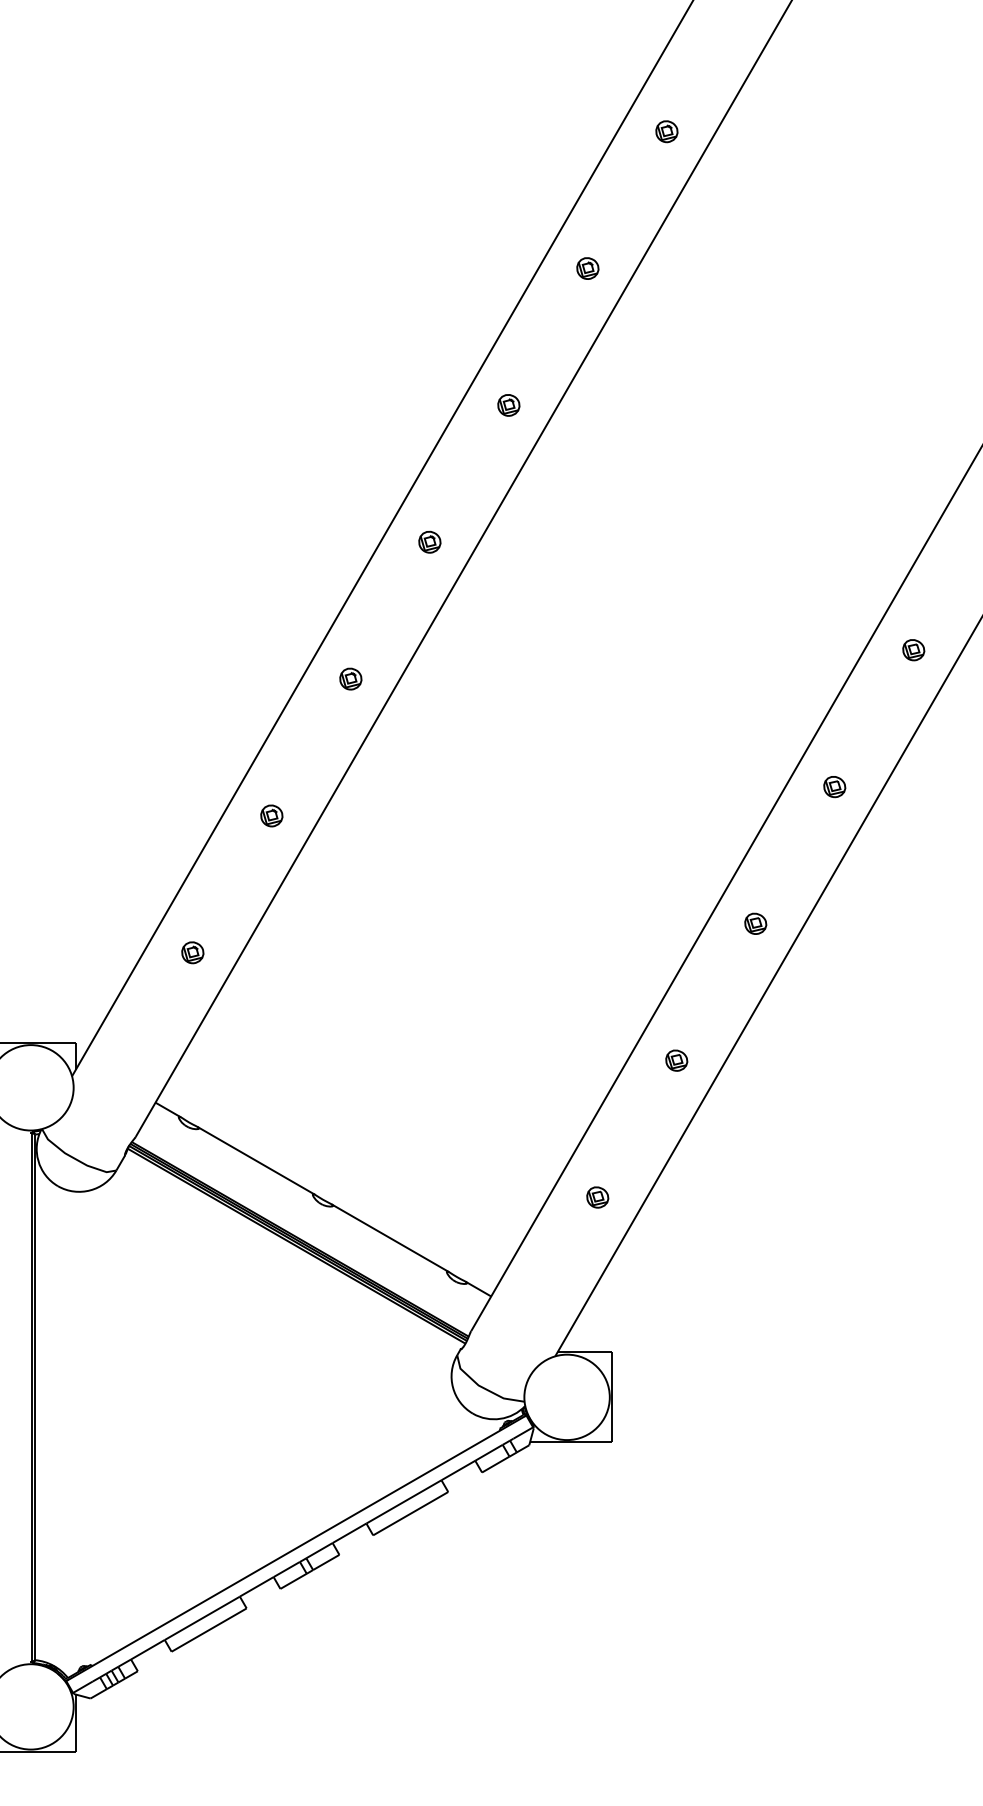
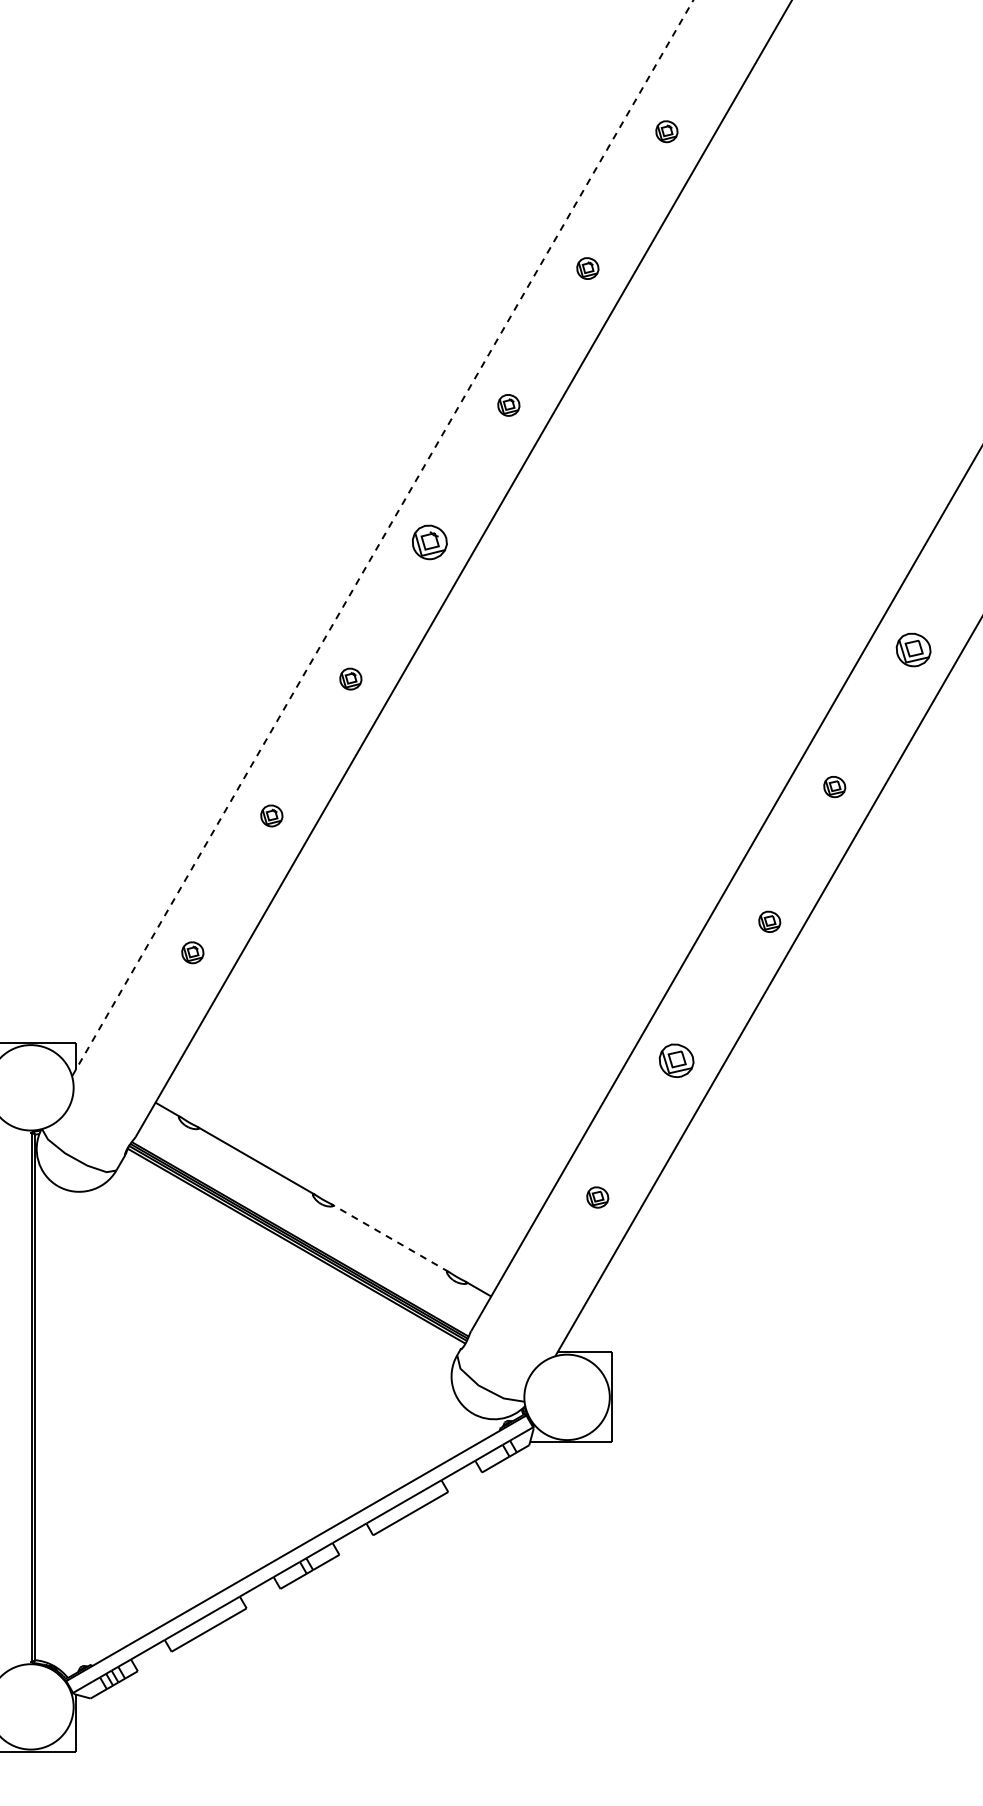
line: solid -> dashed (382, 538)
part size: 24x24 px -> 36x37 px (429, 542)
part size: 24x23 px -> 37x36 px (913, 649)
part position: (755, 923) -> (769, 921) (769, 921)
part size: 24x23 px -> 37x35 px (676, 1060)
line: solid -> dashed (390, 1238)
